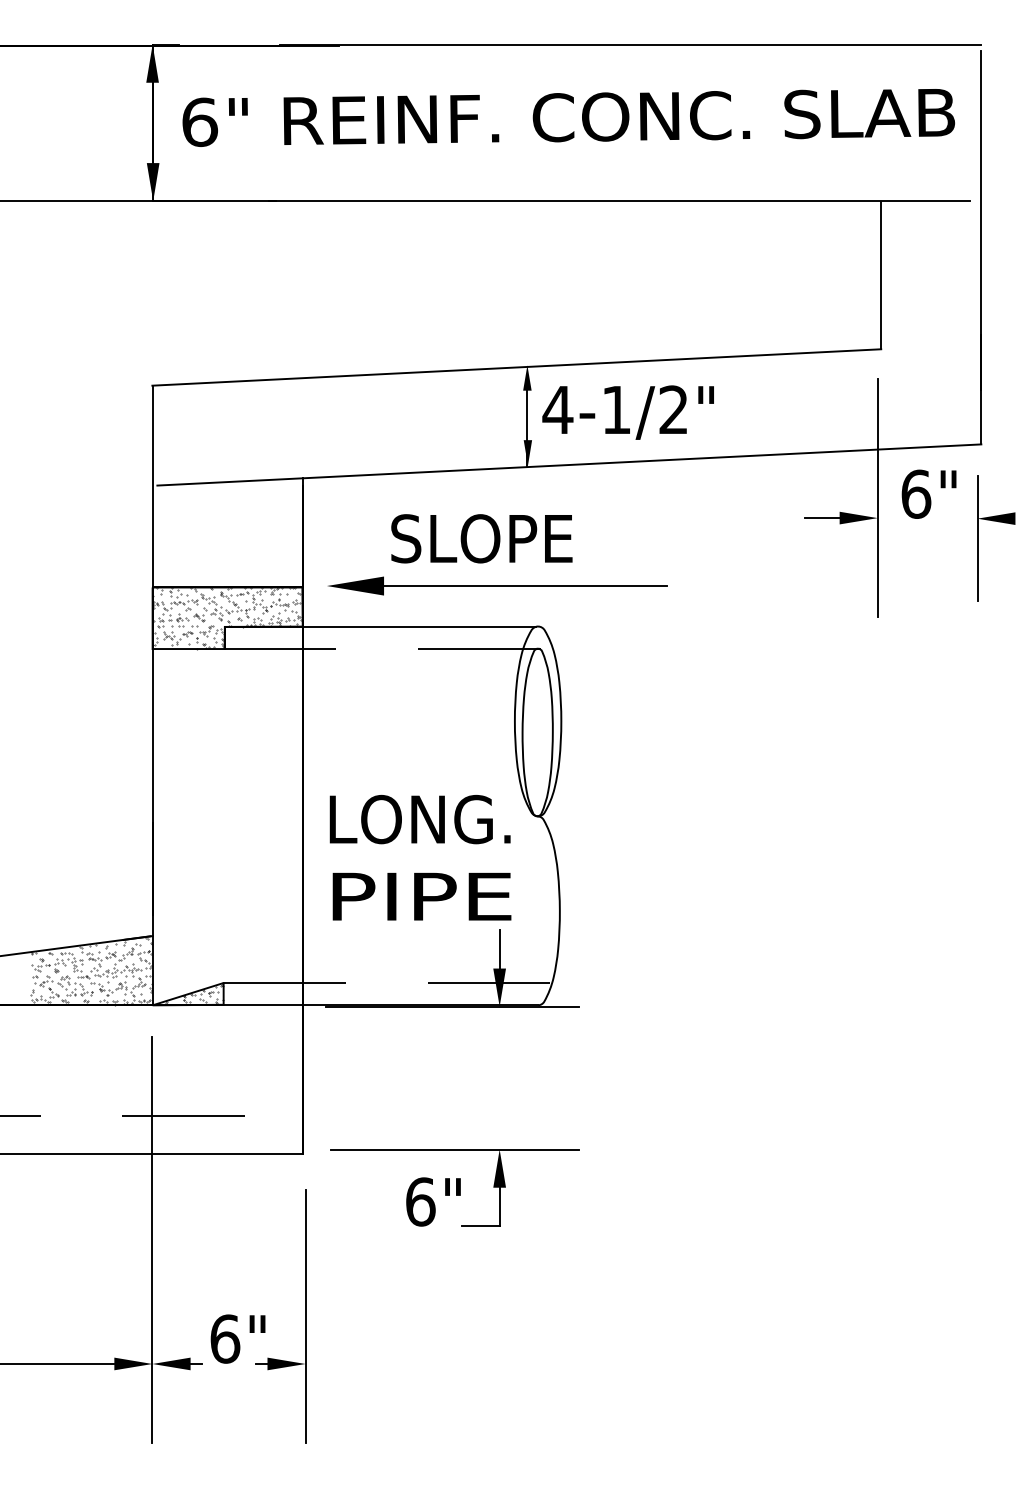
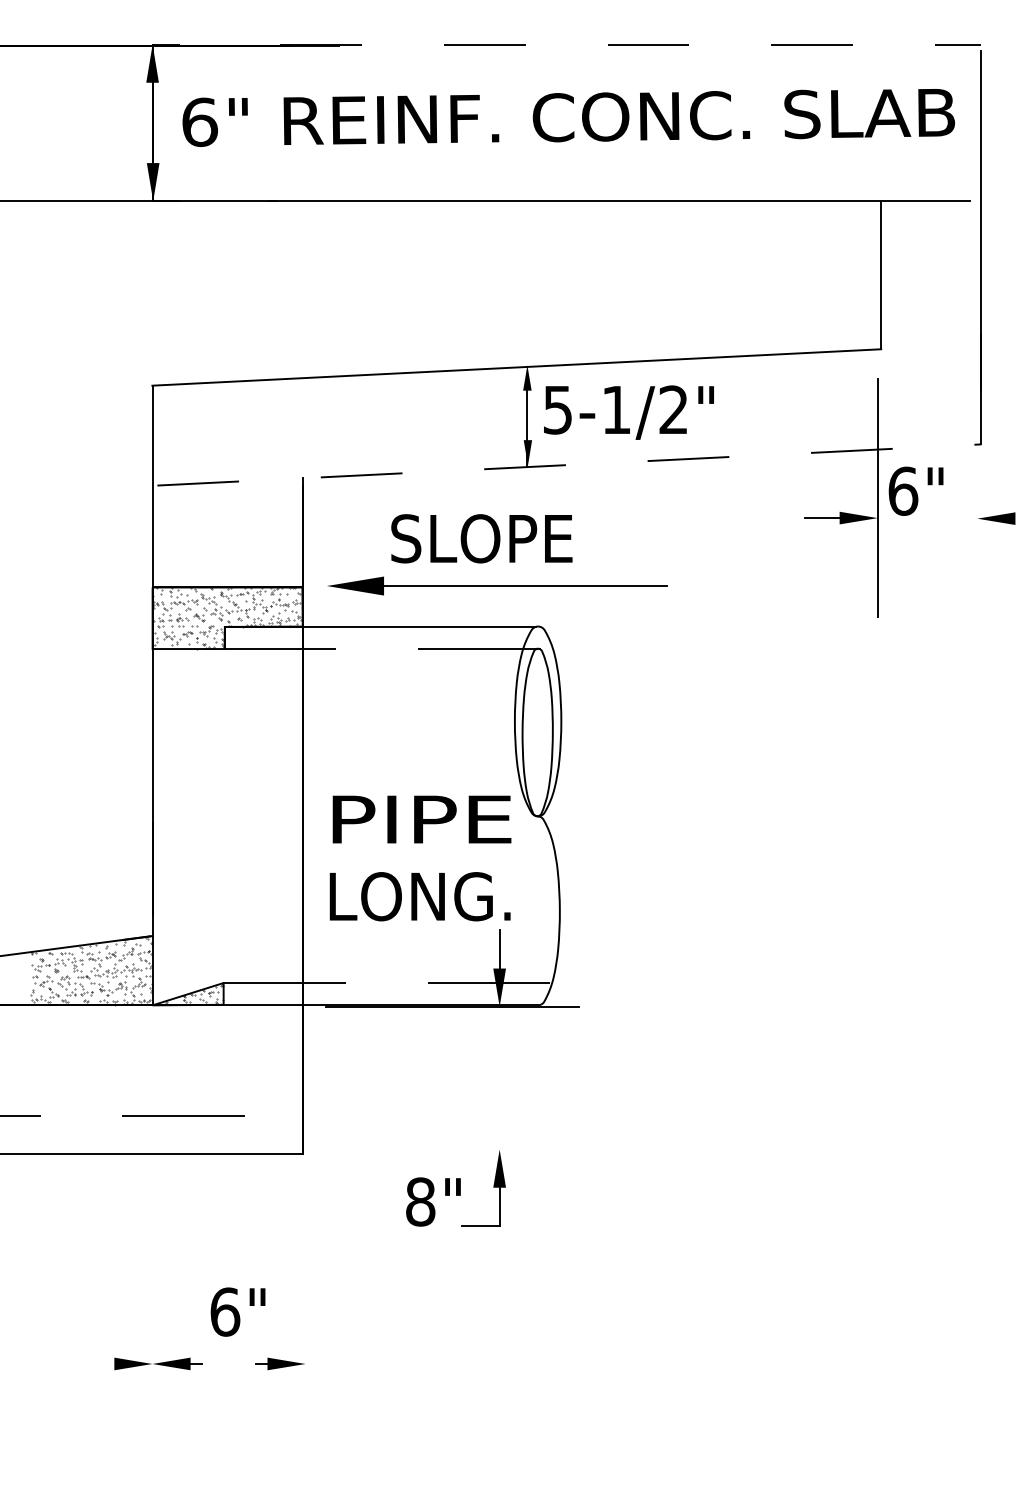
line: solid -> dashed (631, 45)
text: 4-1/2" -> 5-1/2" (557, 410)
line: solid -> dashed (569, 464)
text position: (928, 493) -> (915, 490) (915, 490)
line: present -> none (977, 538)
text: LONG. -> PIPE (420, 819)
text: PIPE -> LONG. (420, 896)
line: present -> none (455, 1149)
text: 6" -> 8" (420, 1201)
line: present -> none (152, 1240)
line: present -> none (305, 1316)
text position: (237, 1338) -> (237, 1311) (237, 1311)
line: present -> none (58, 1364)
